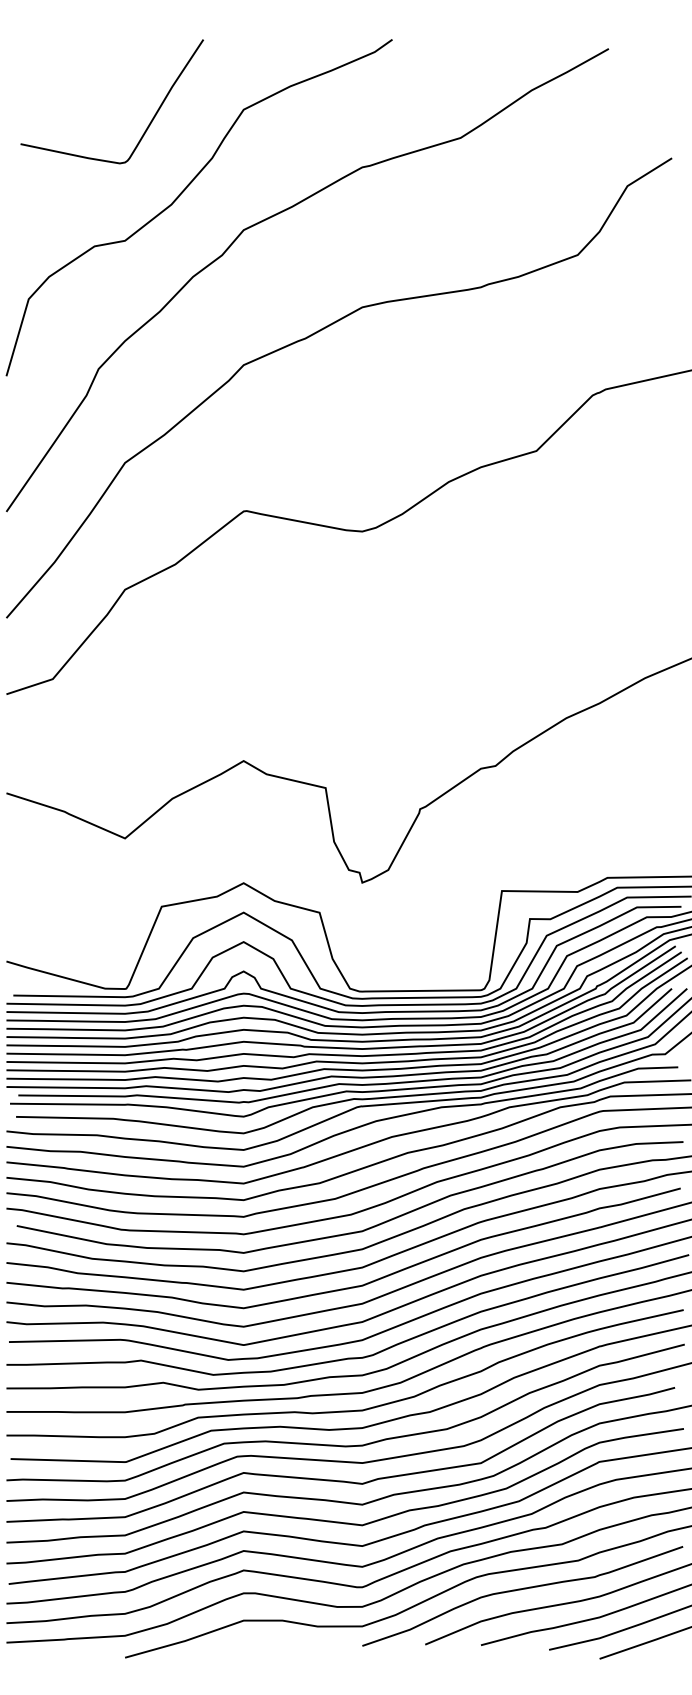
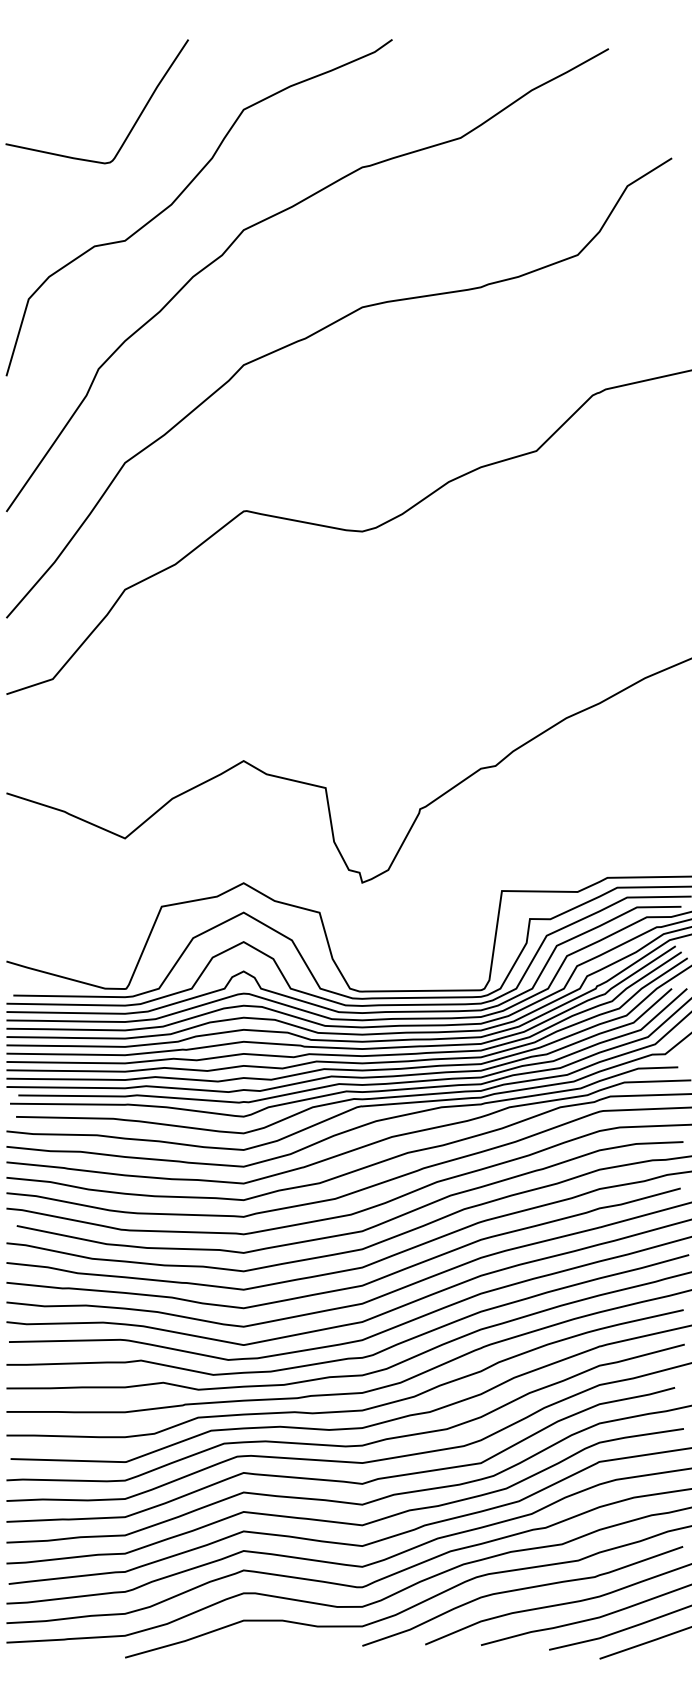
curve position: (148, 124) -> (133, 124) (133, 124)
